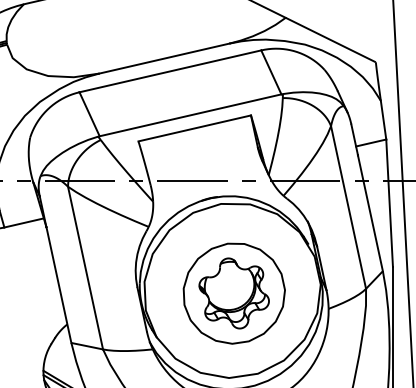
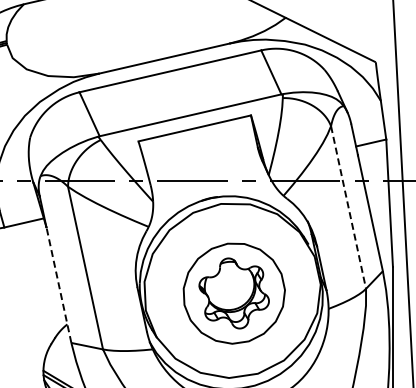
line: solid -> dashed (348, 207)
line: solid -> dashed (58, 284)
